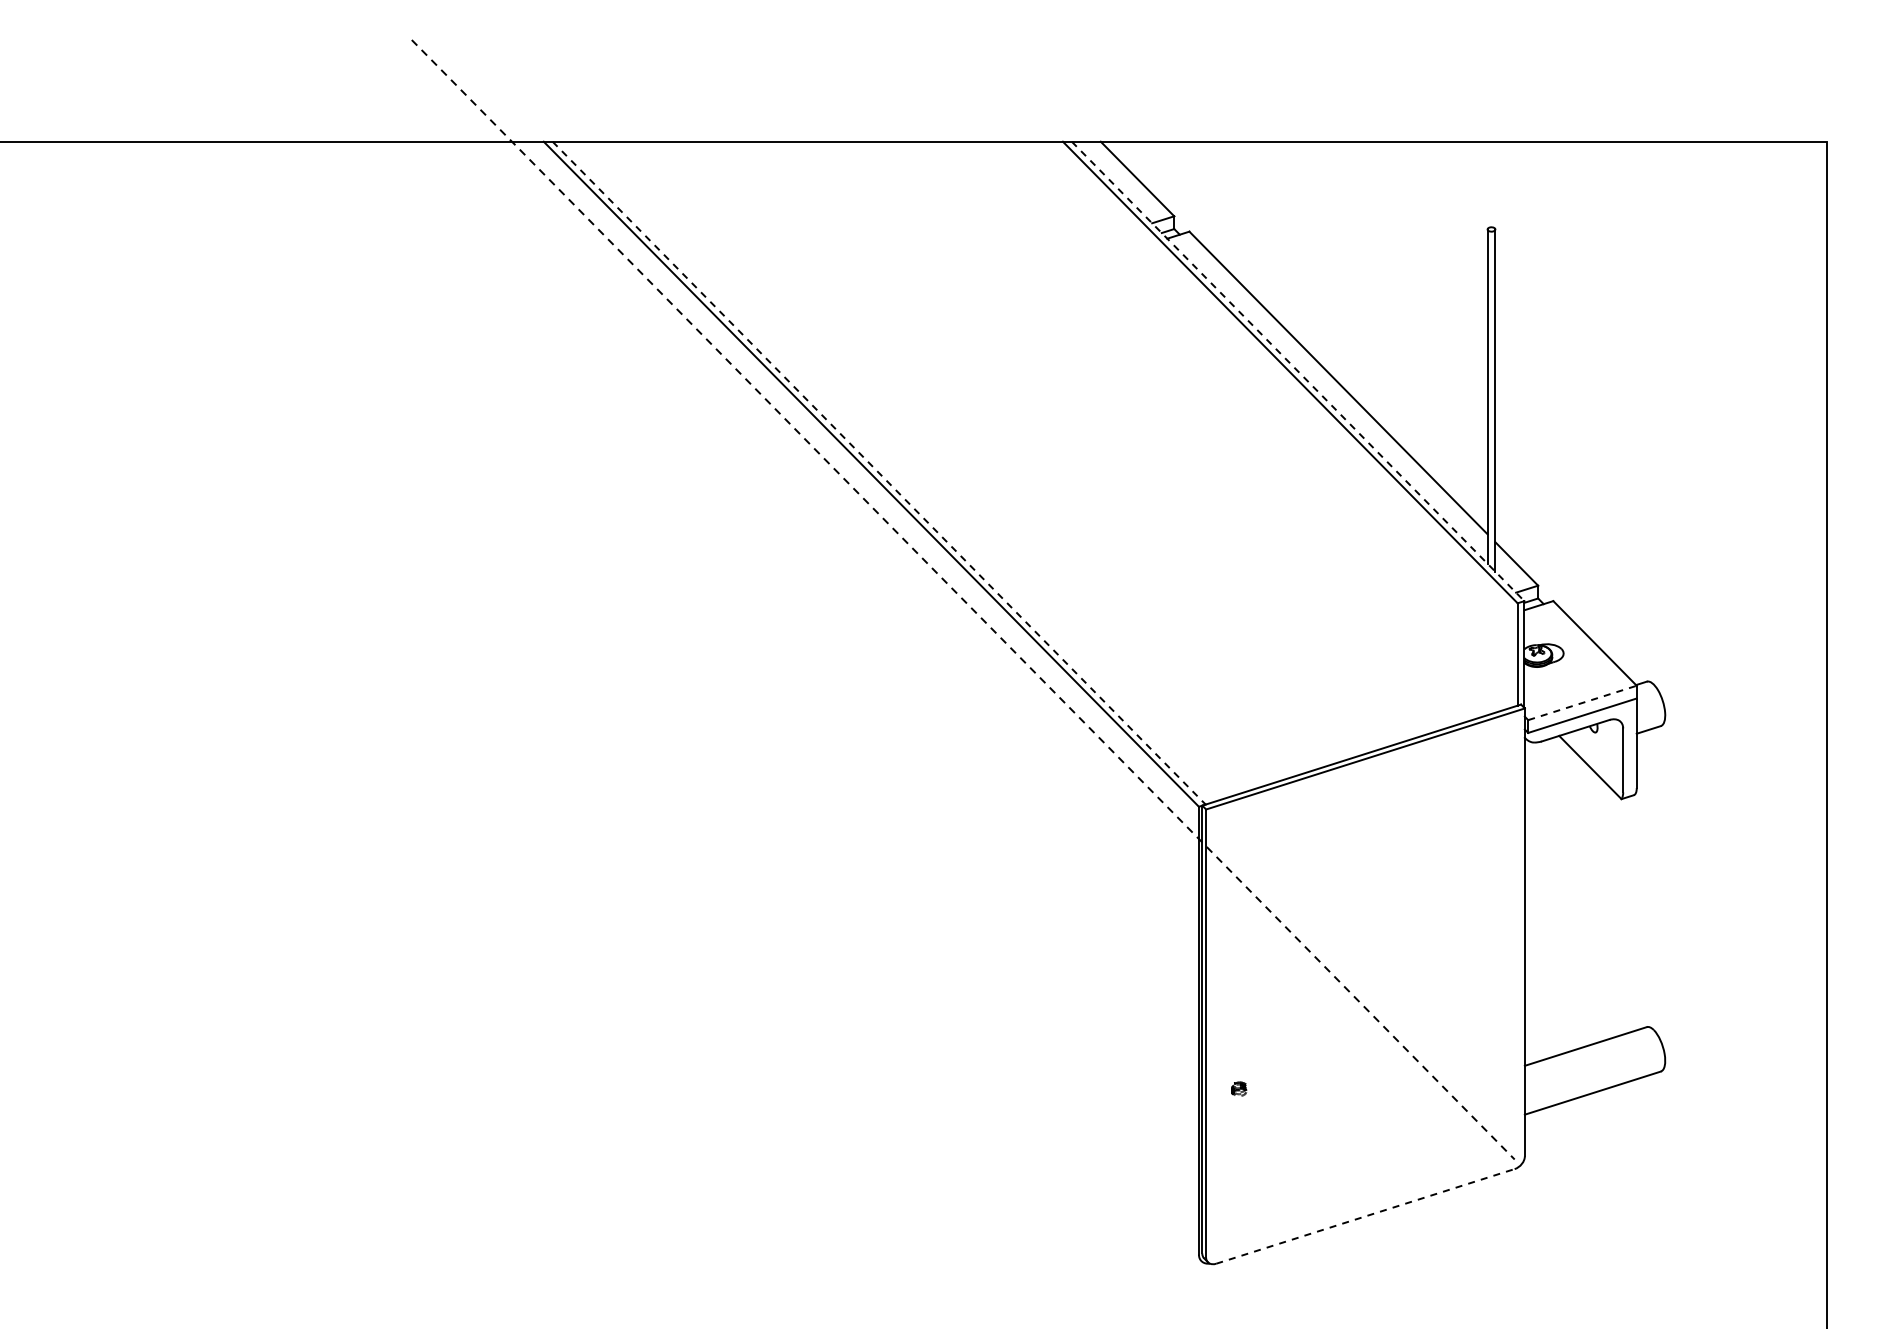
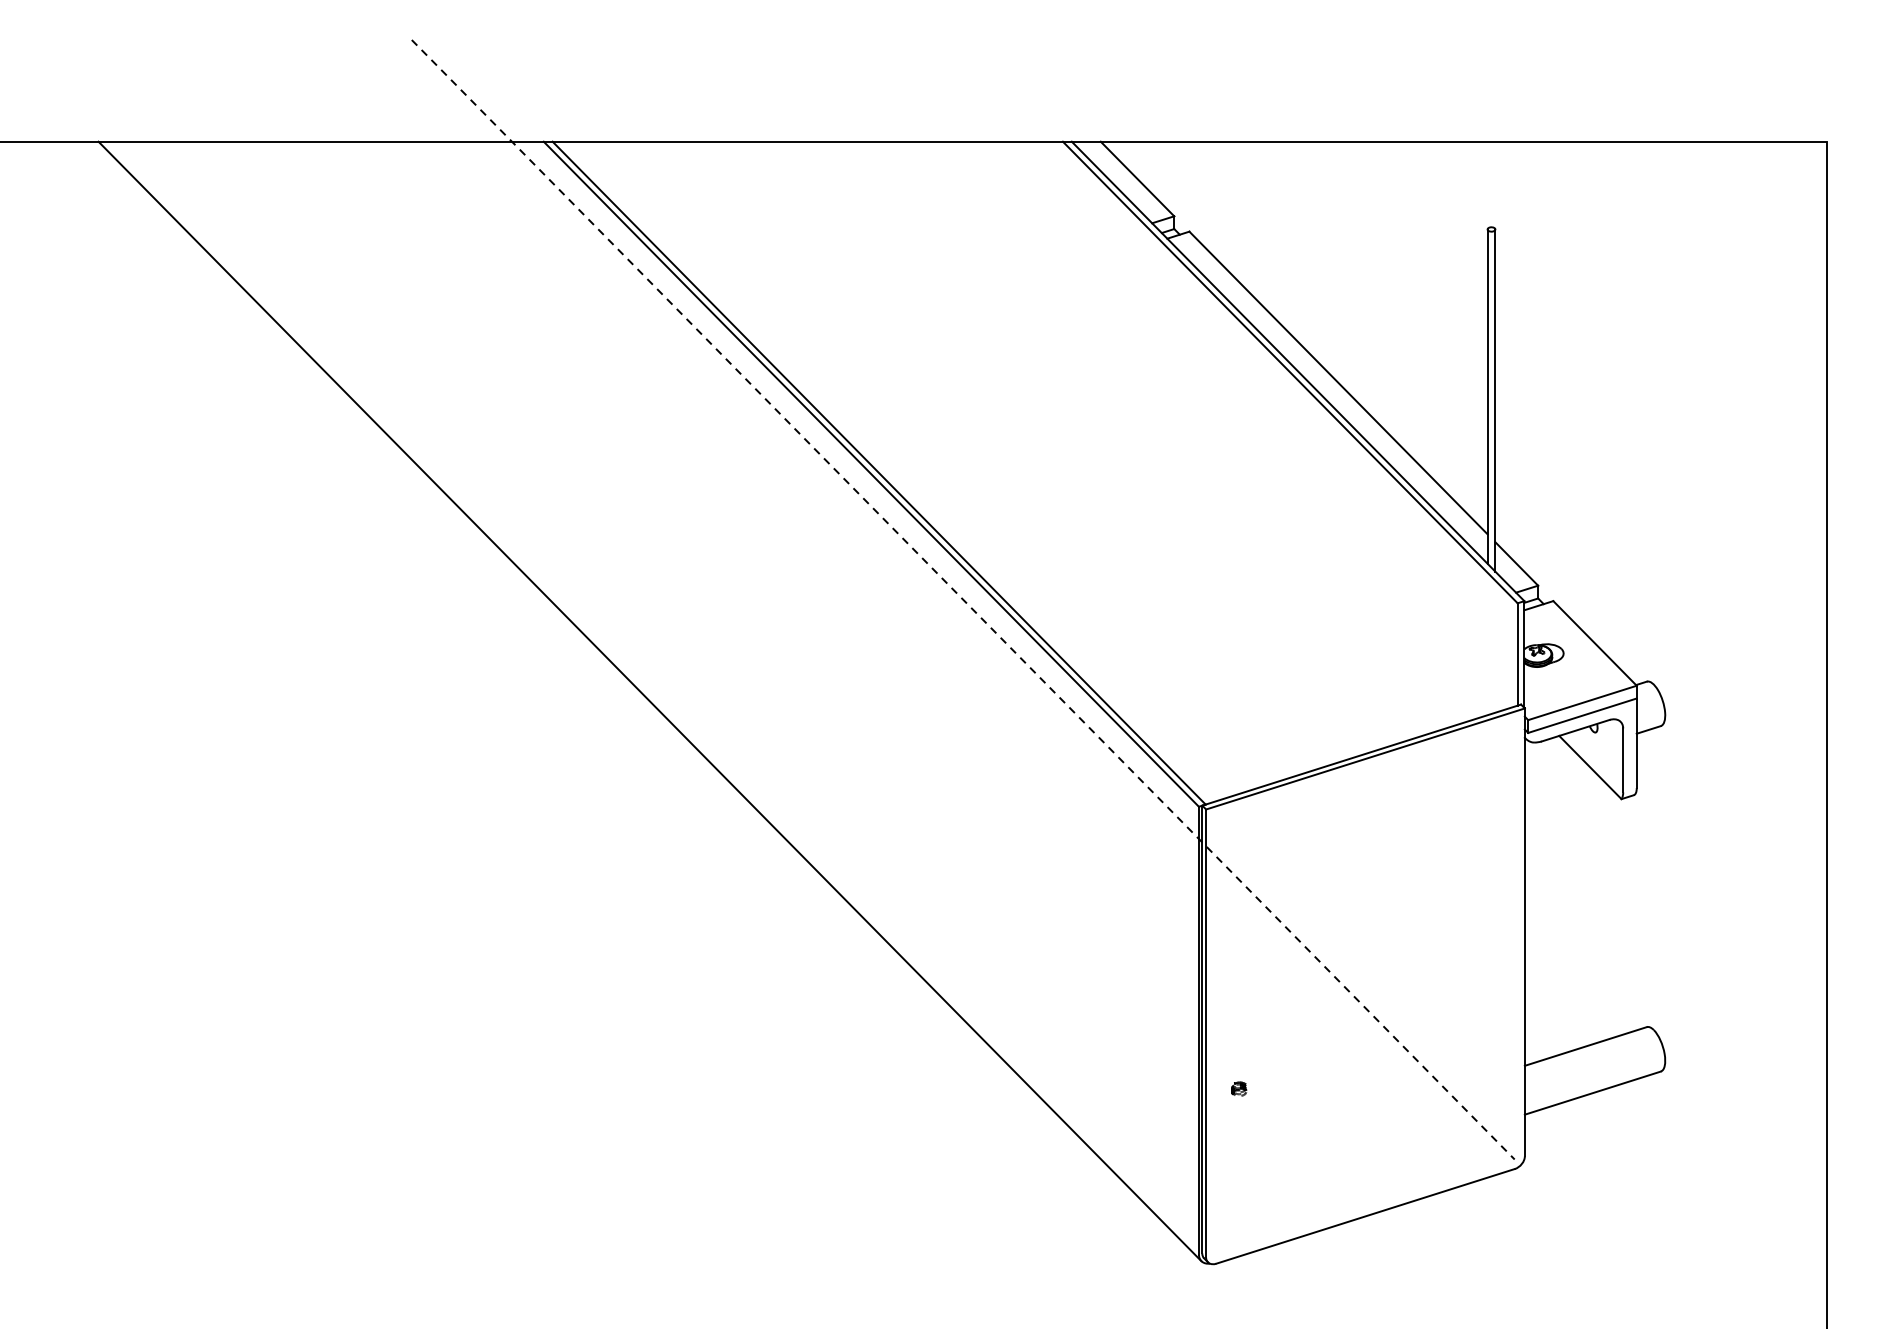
line: dashed -> solid (1298, 371)
line: dashed -> solid (879, 473)
line: none -> present (649, 701)
line: dashed -> solid (1582, 702)
line: dashed -> solid (1365, 1216)
